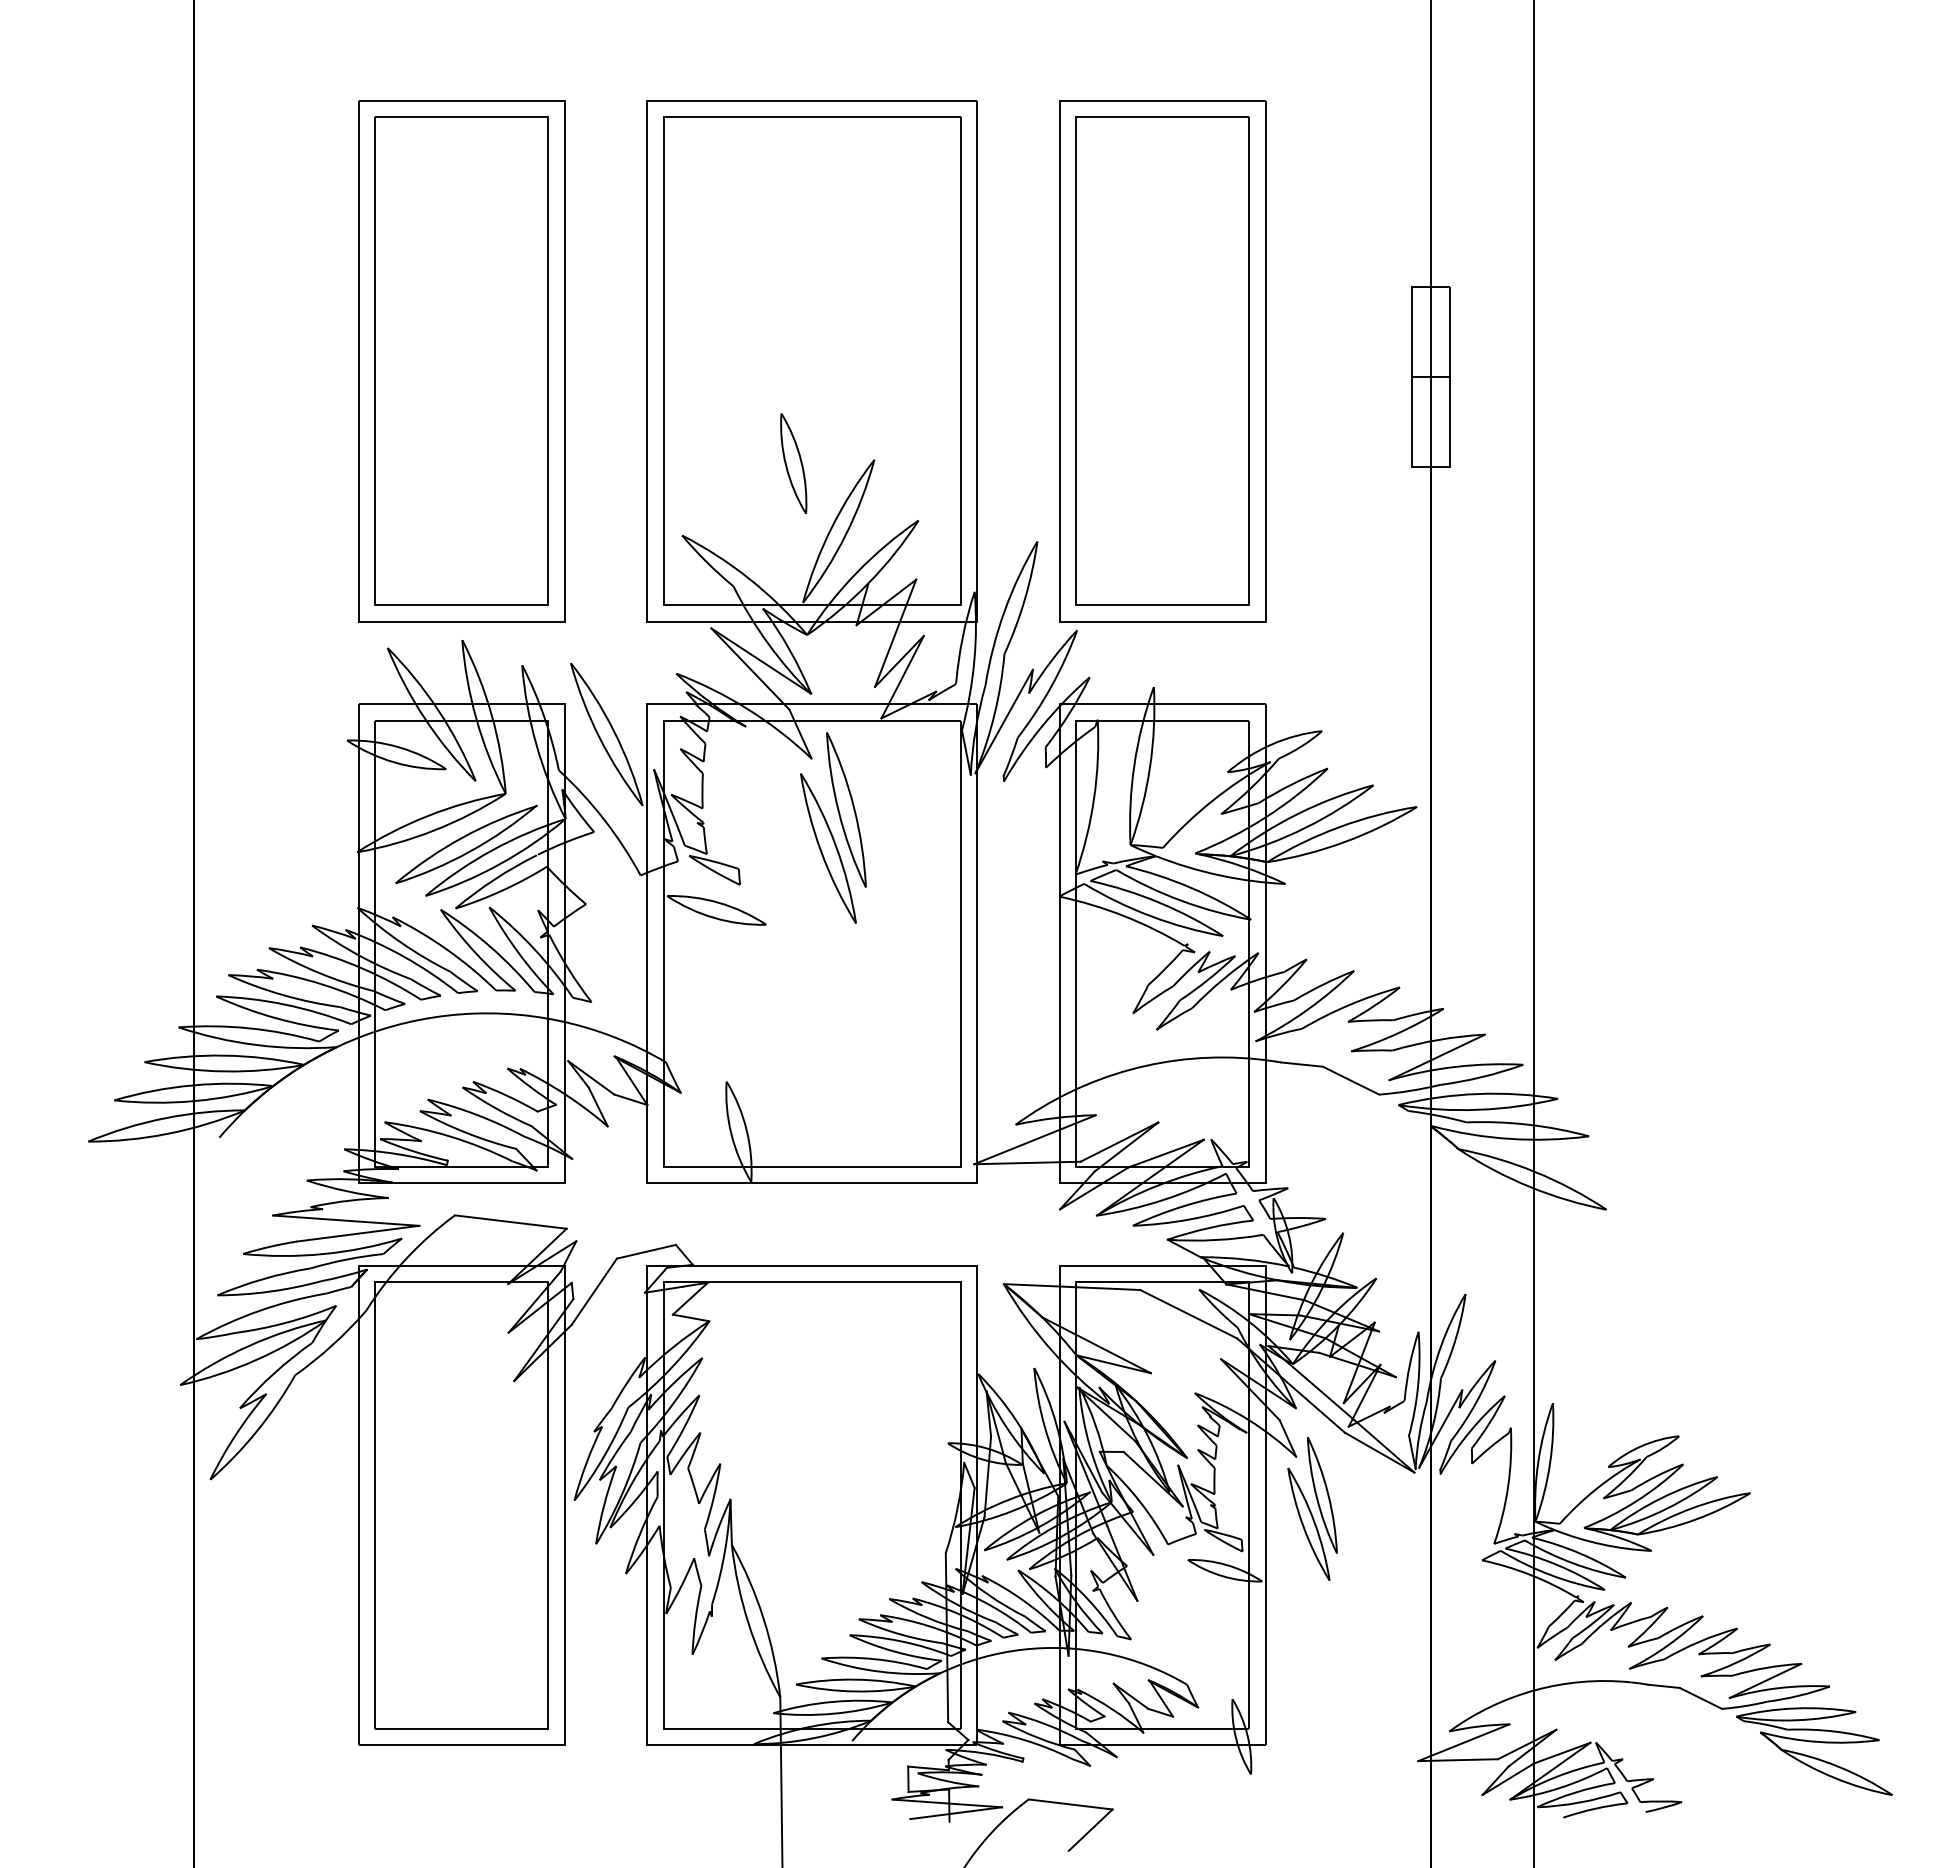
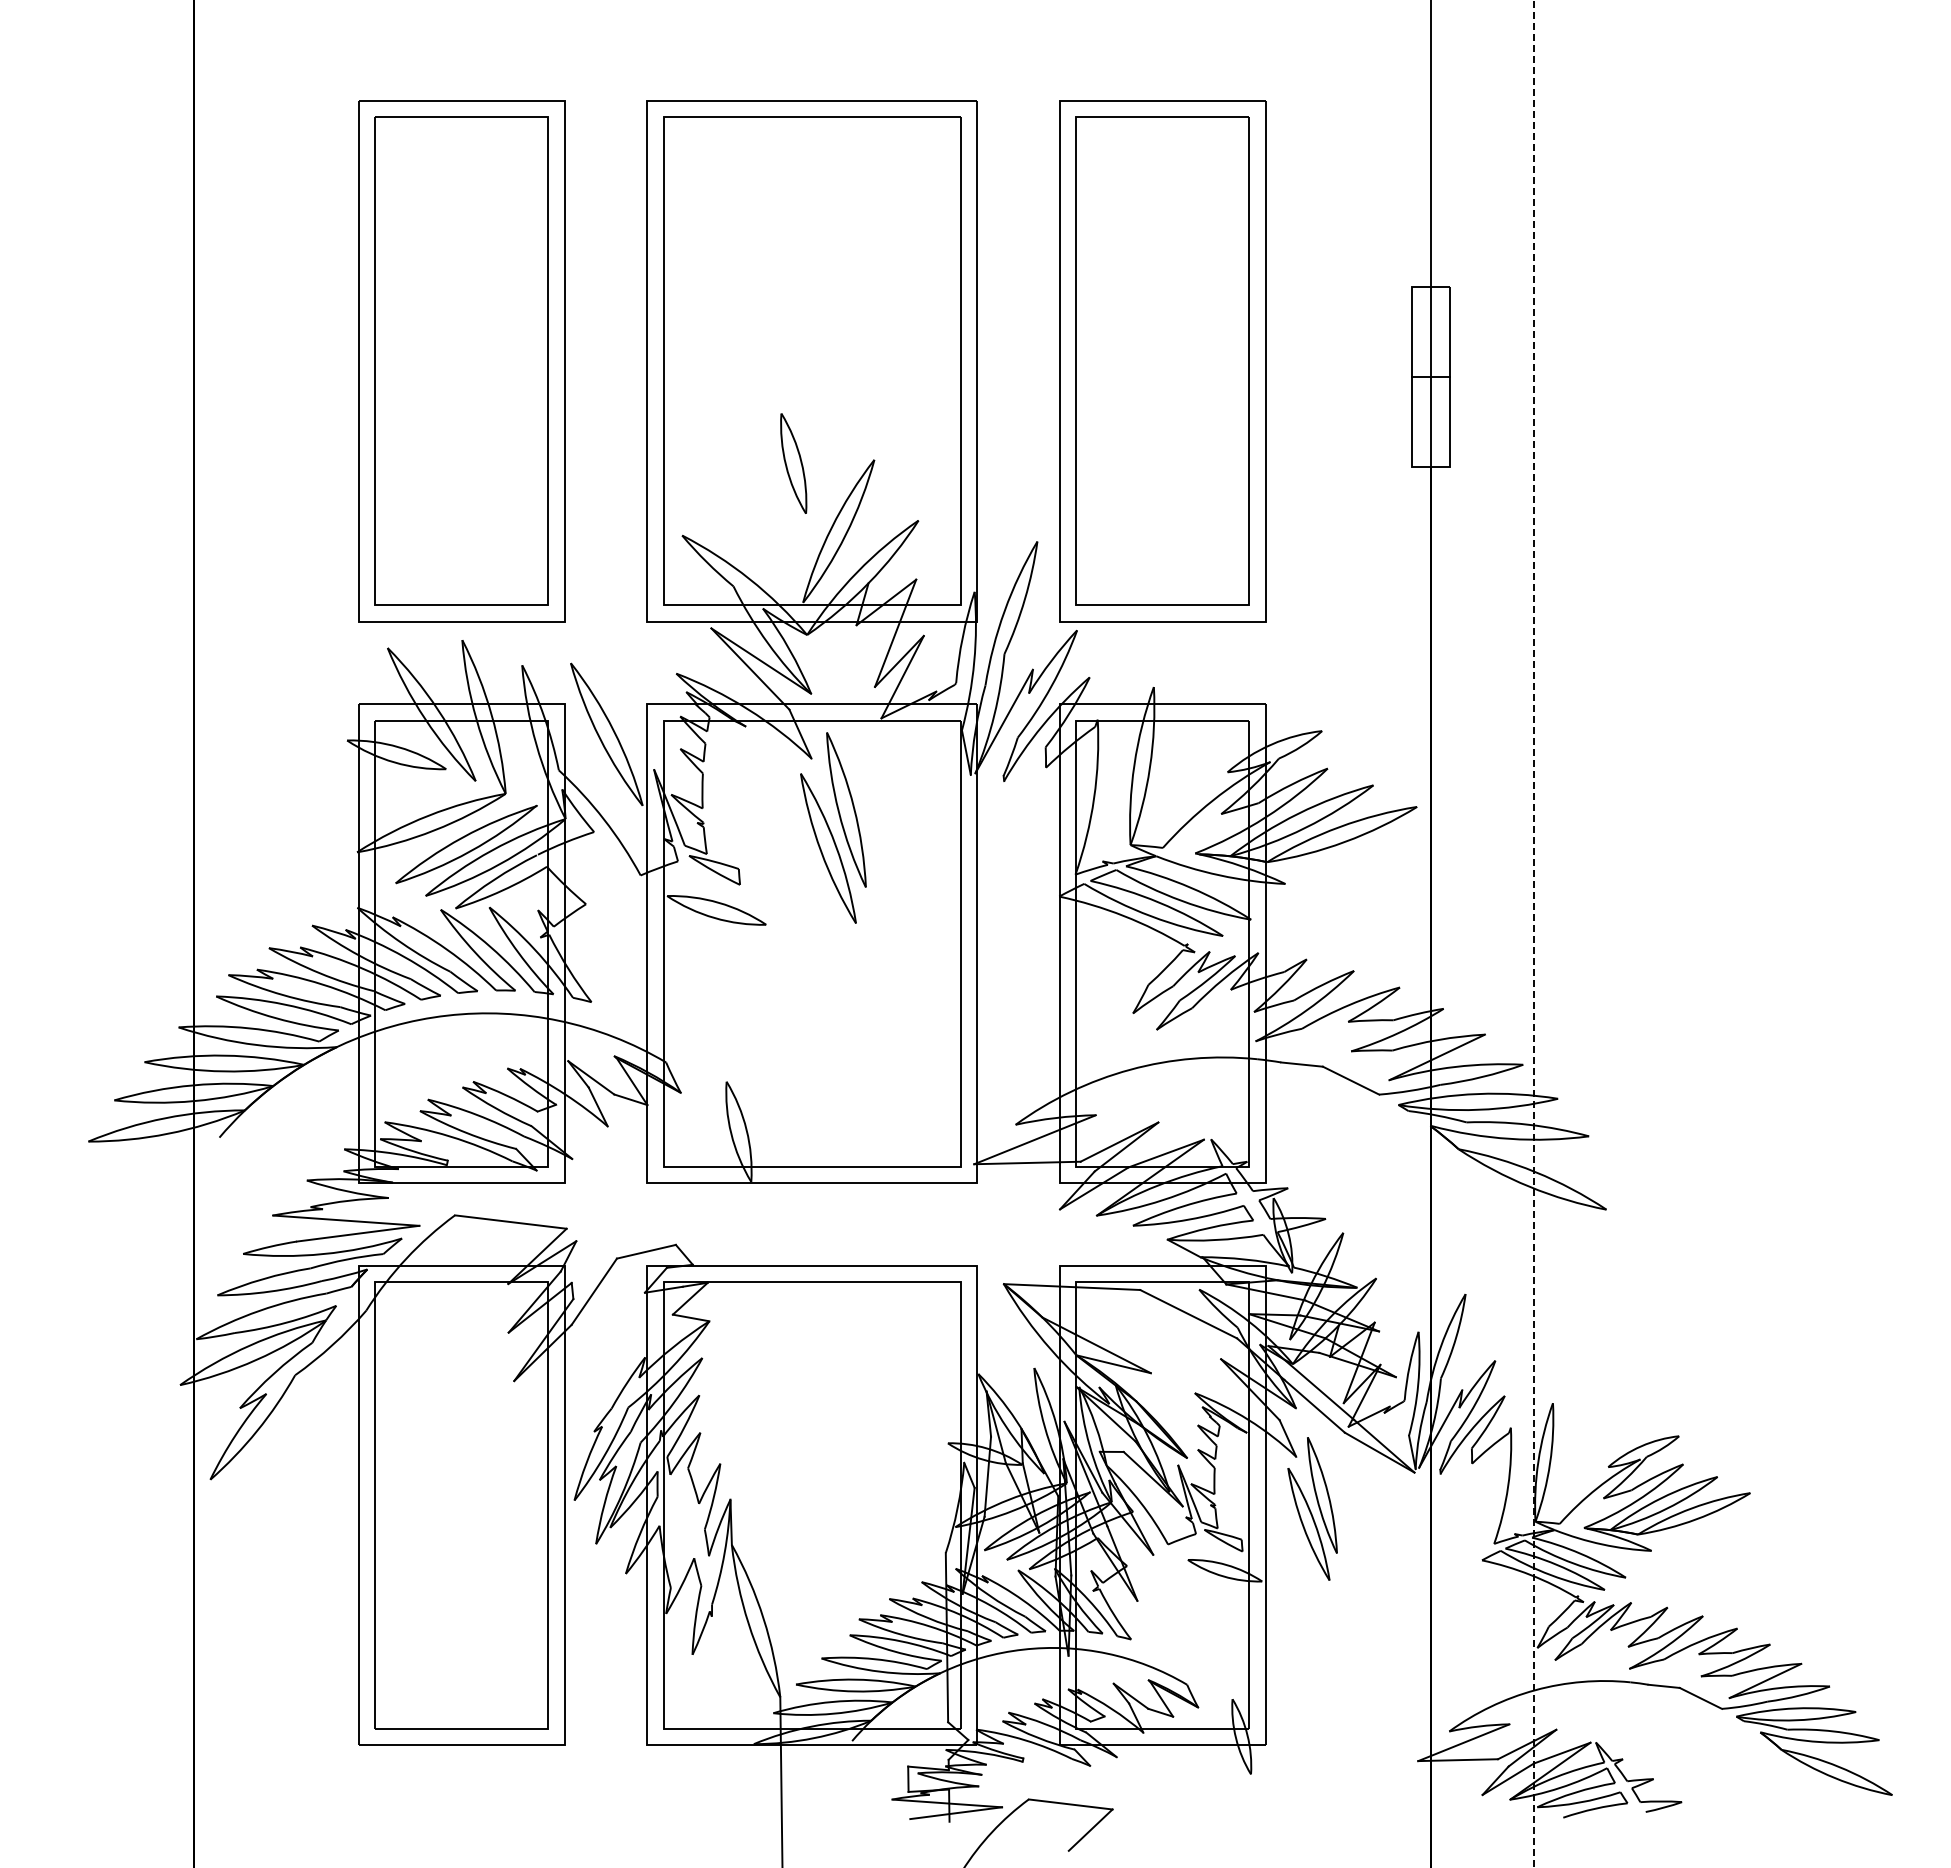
line: solid -> dashed (1533, 934)
